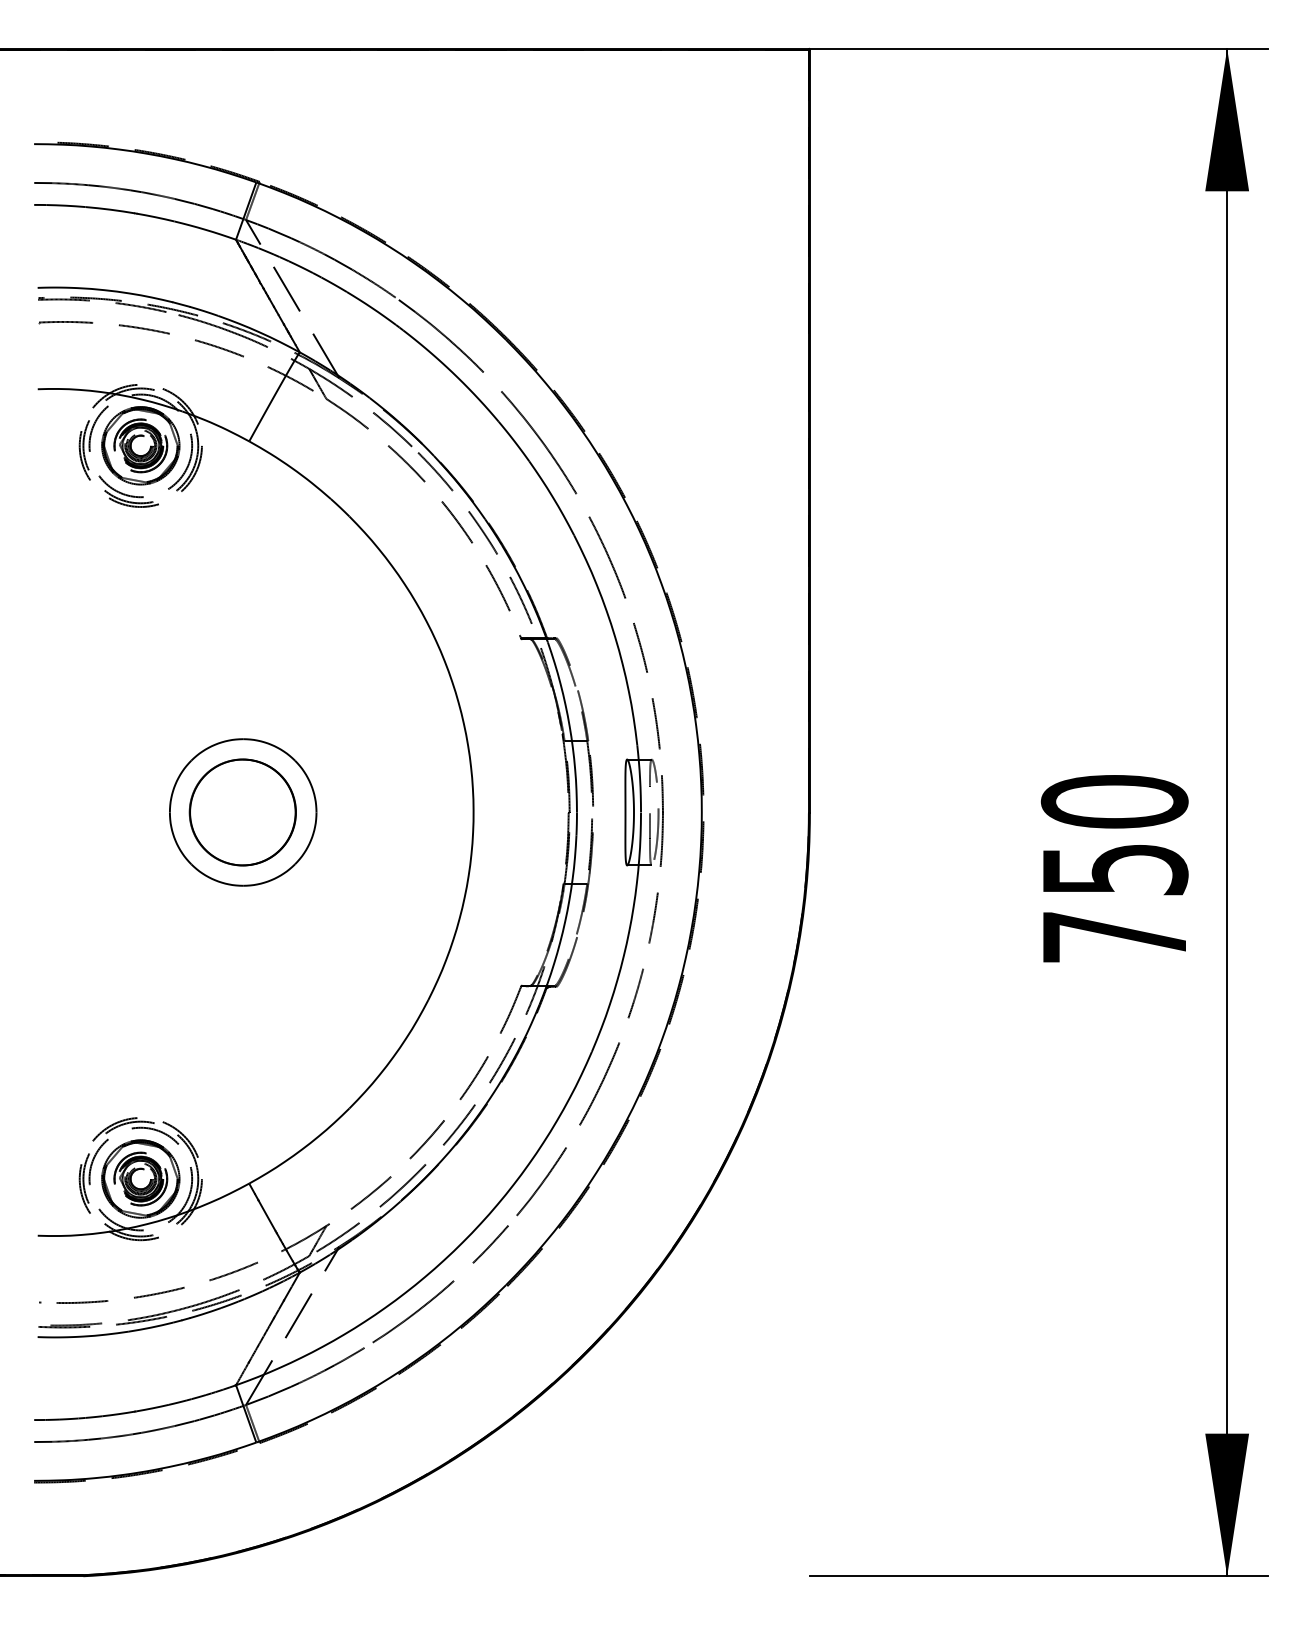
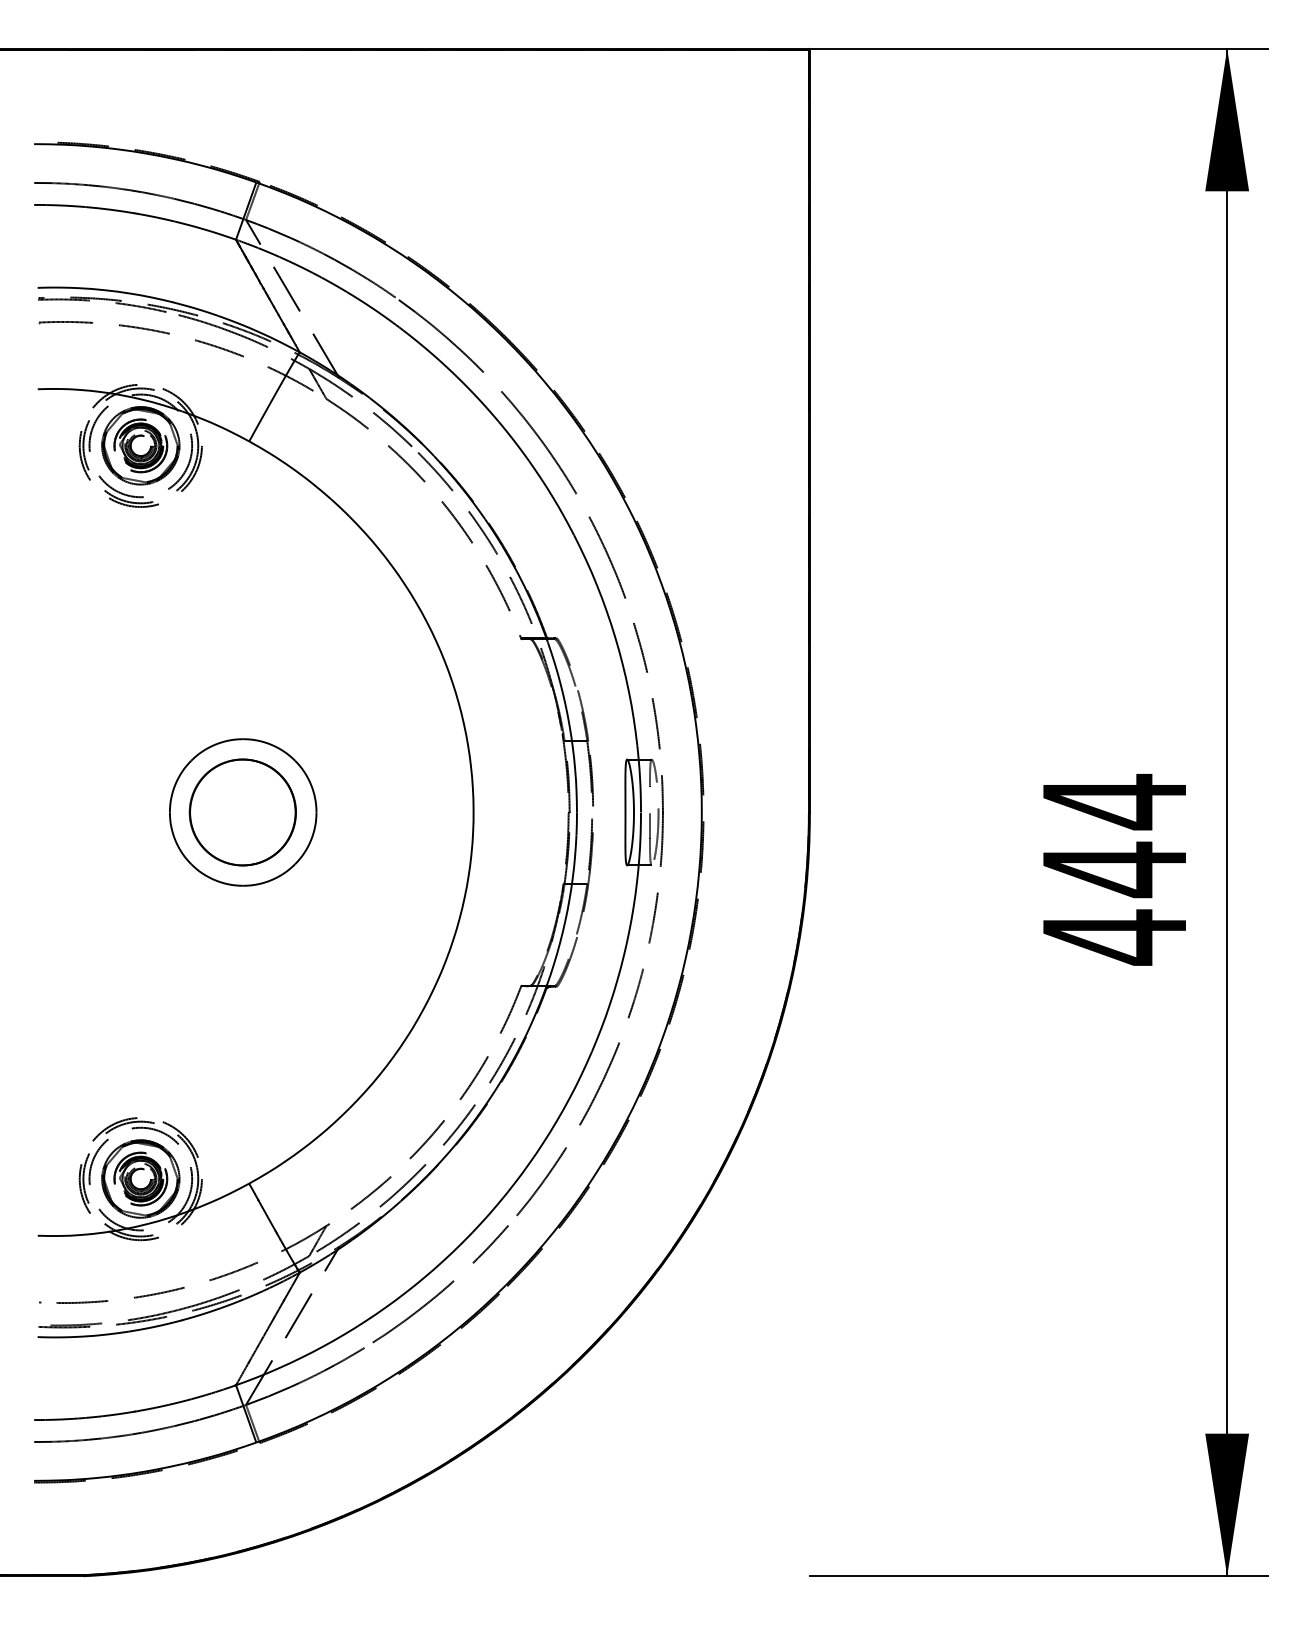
text: 750 -> 444 (1114, 869)
